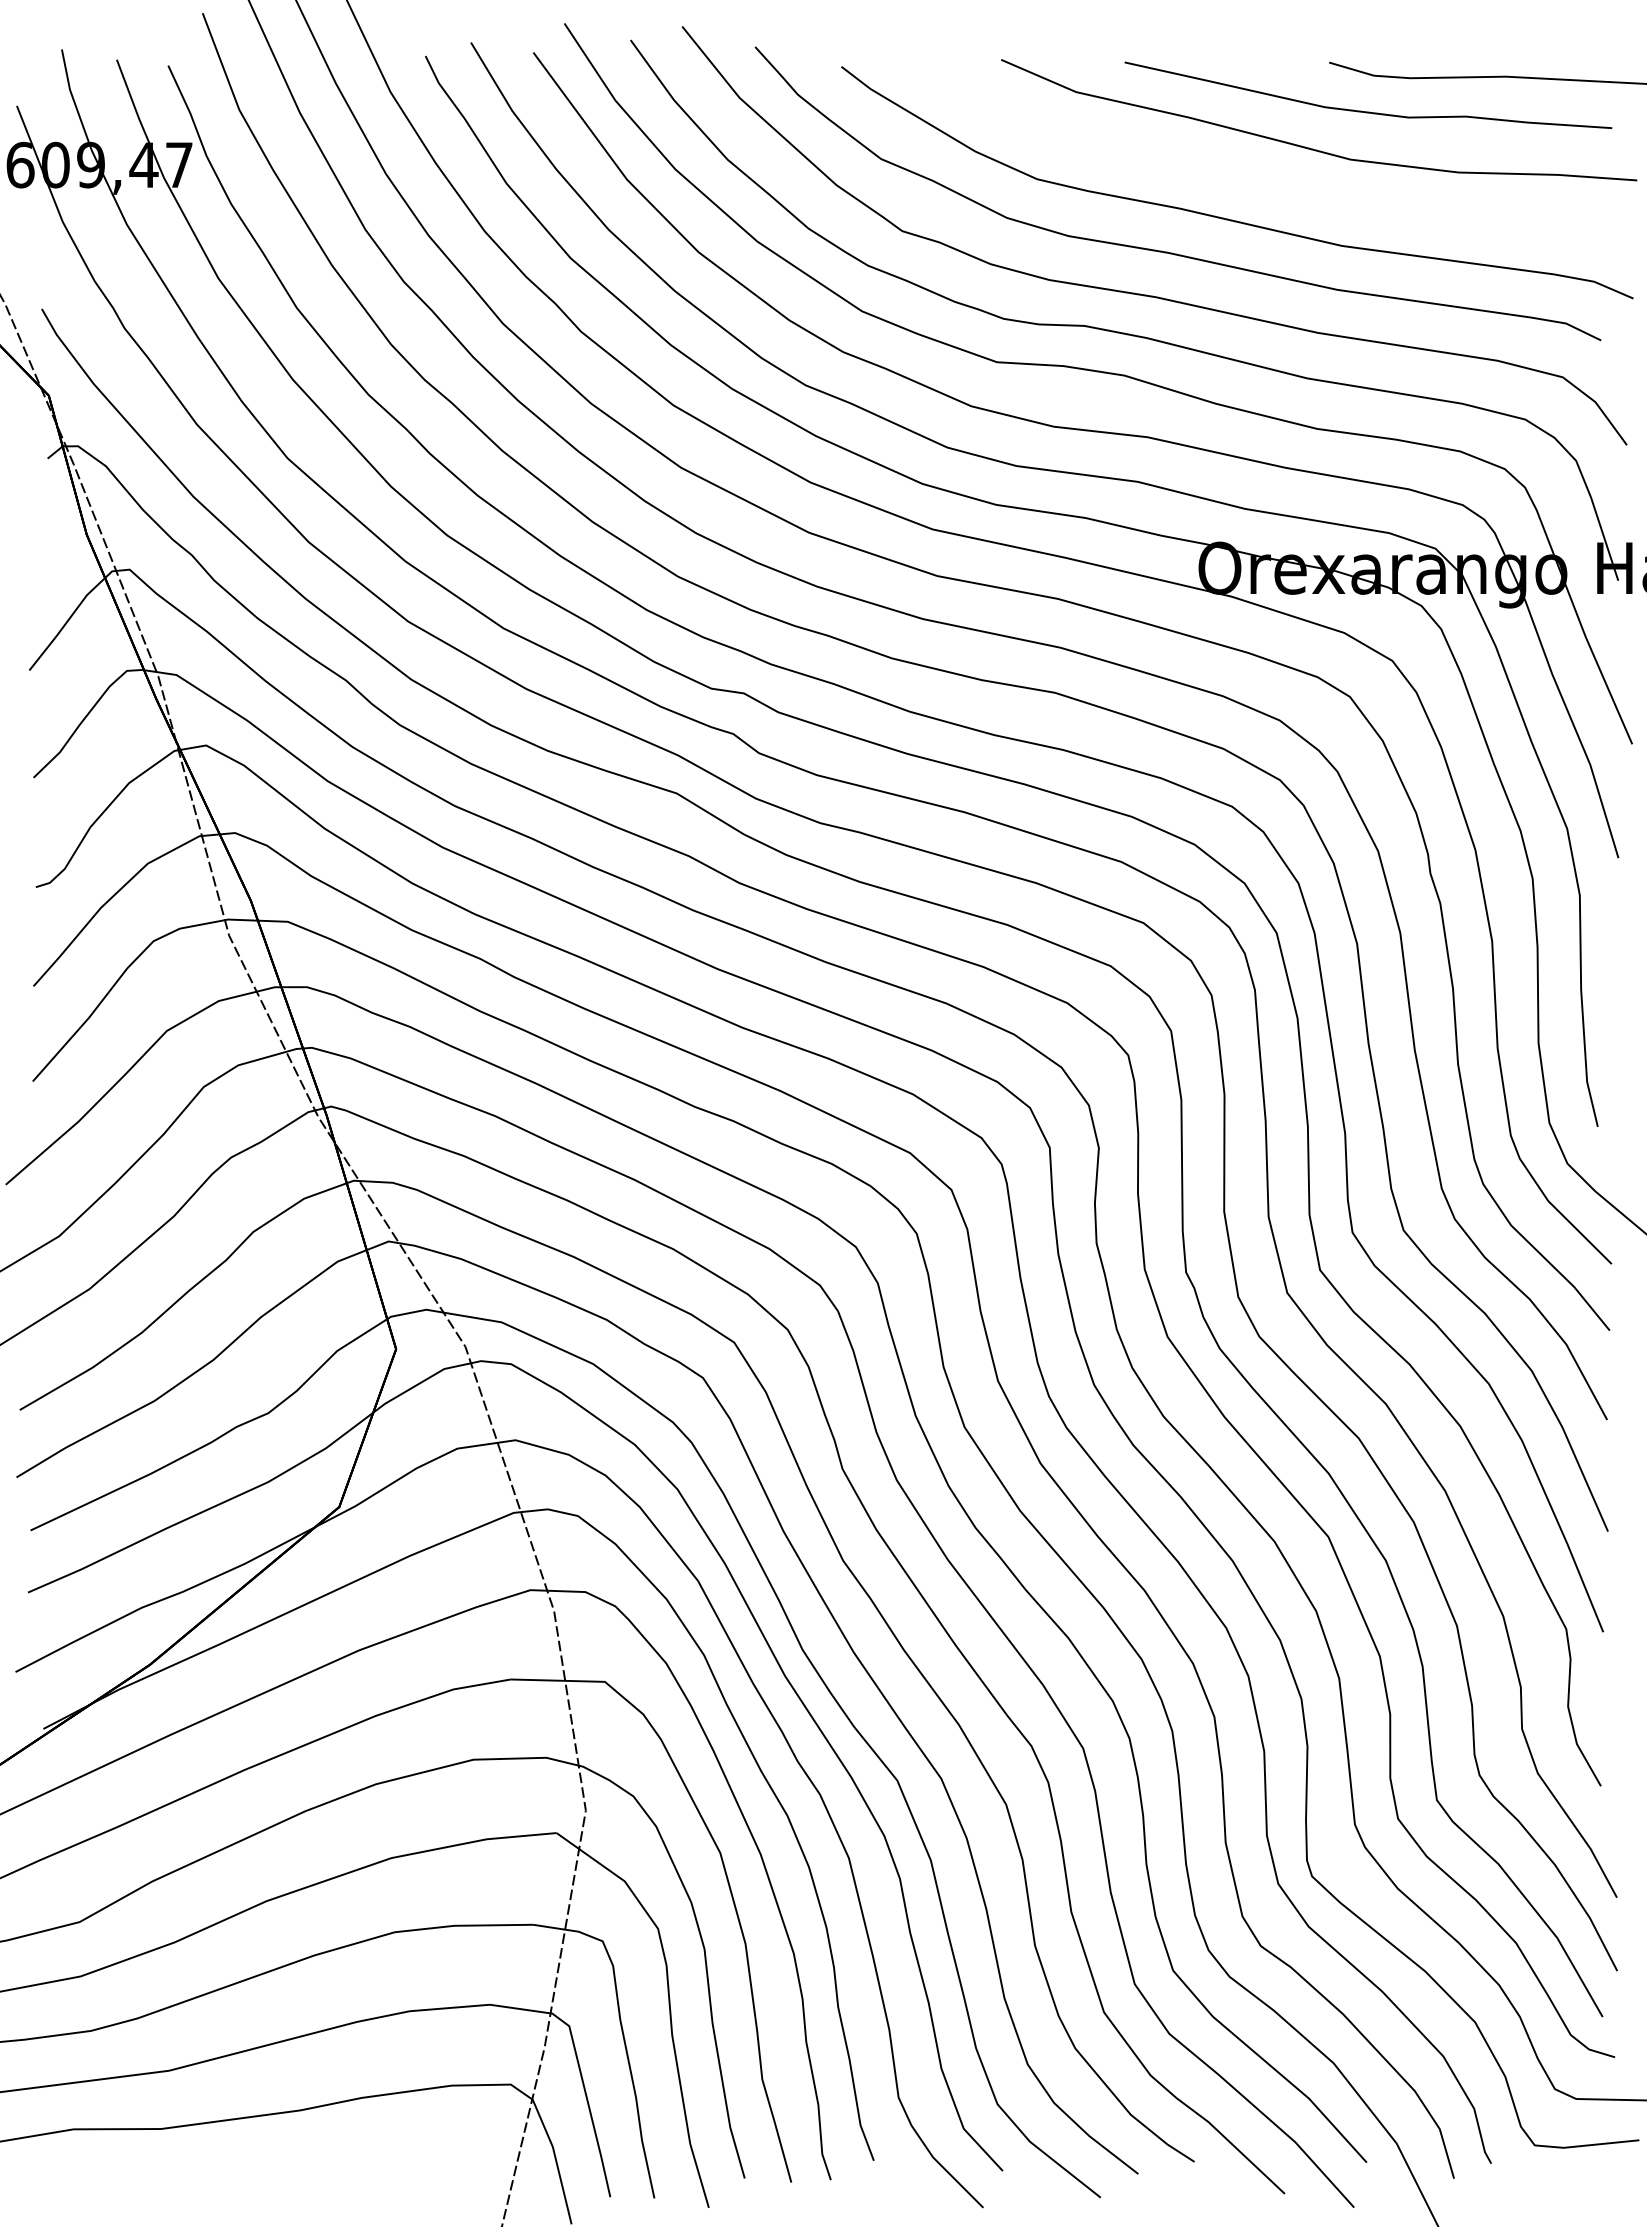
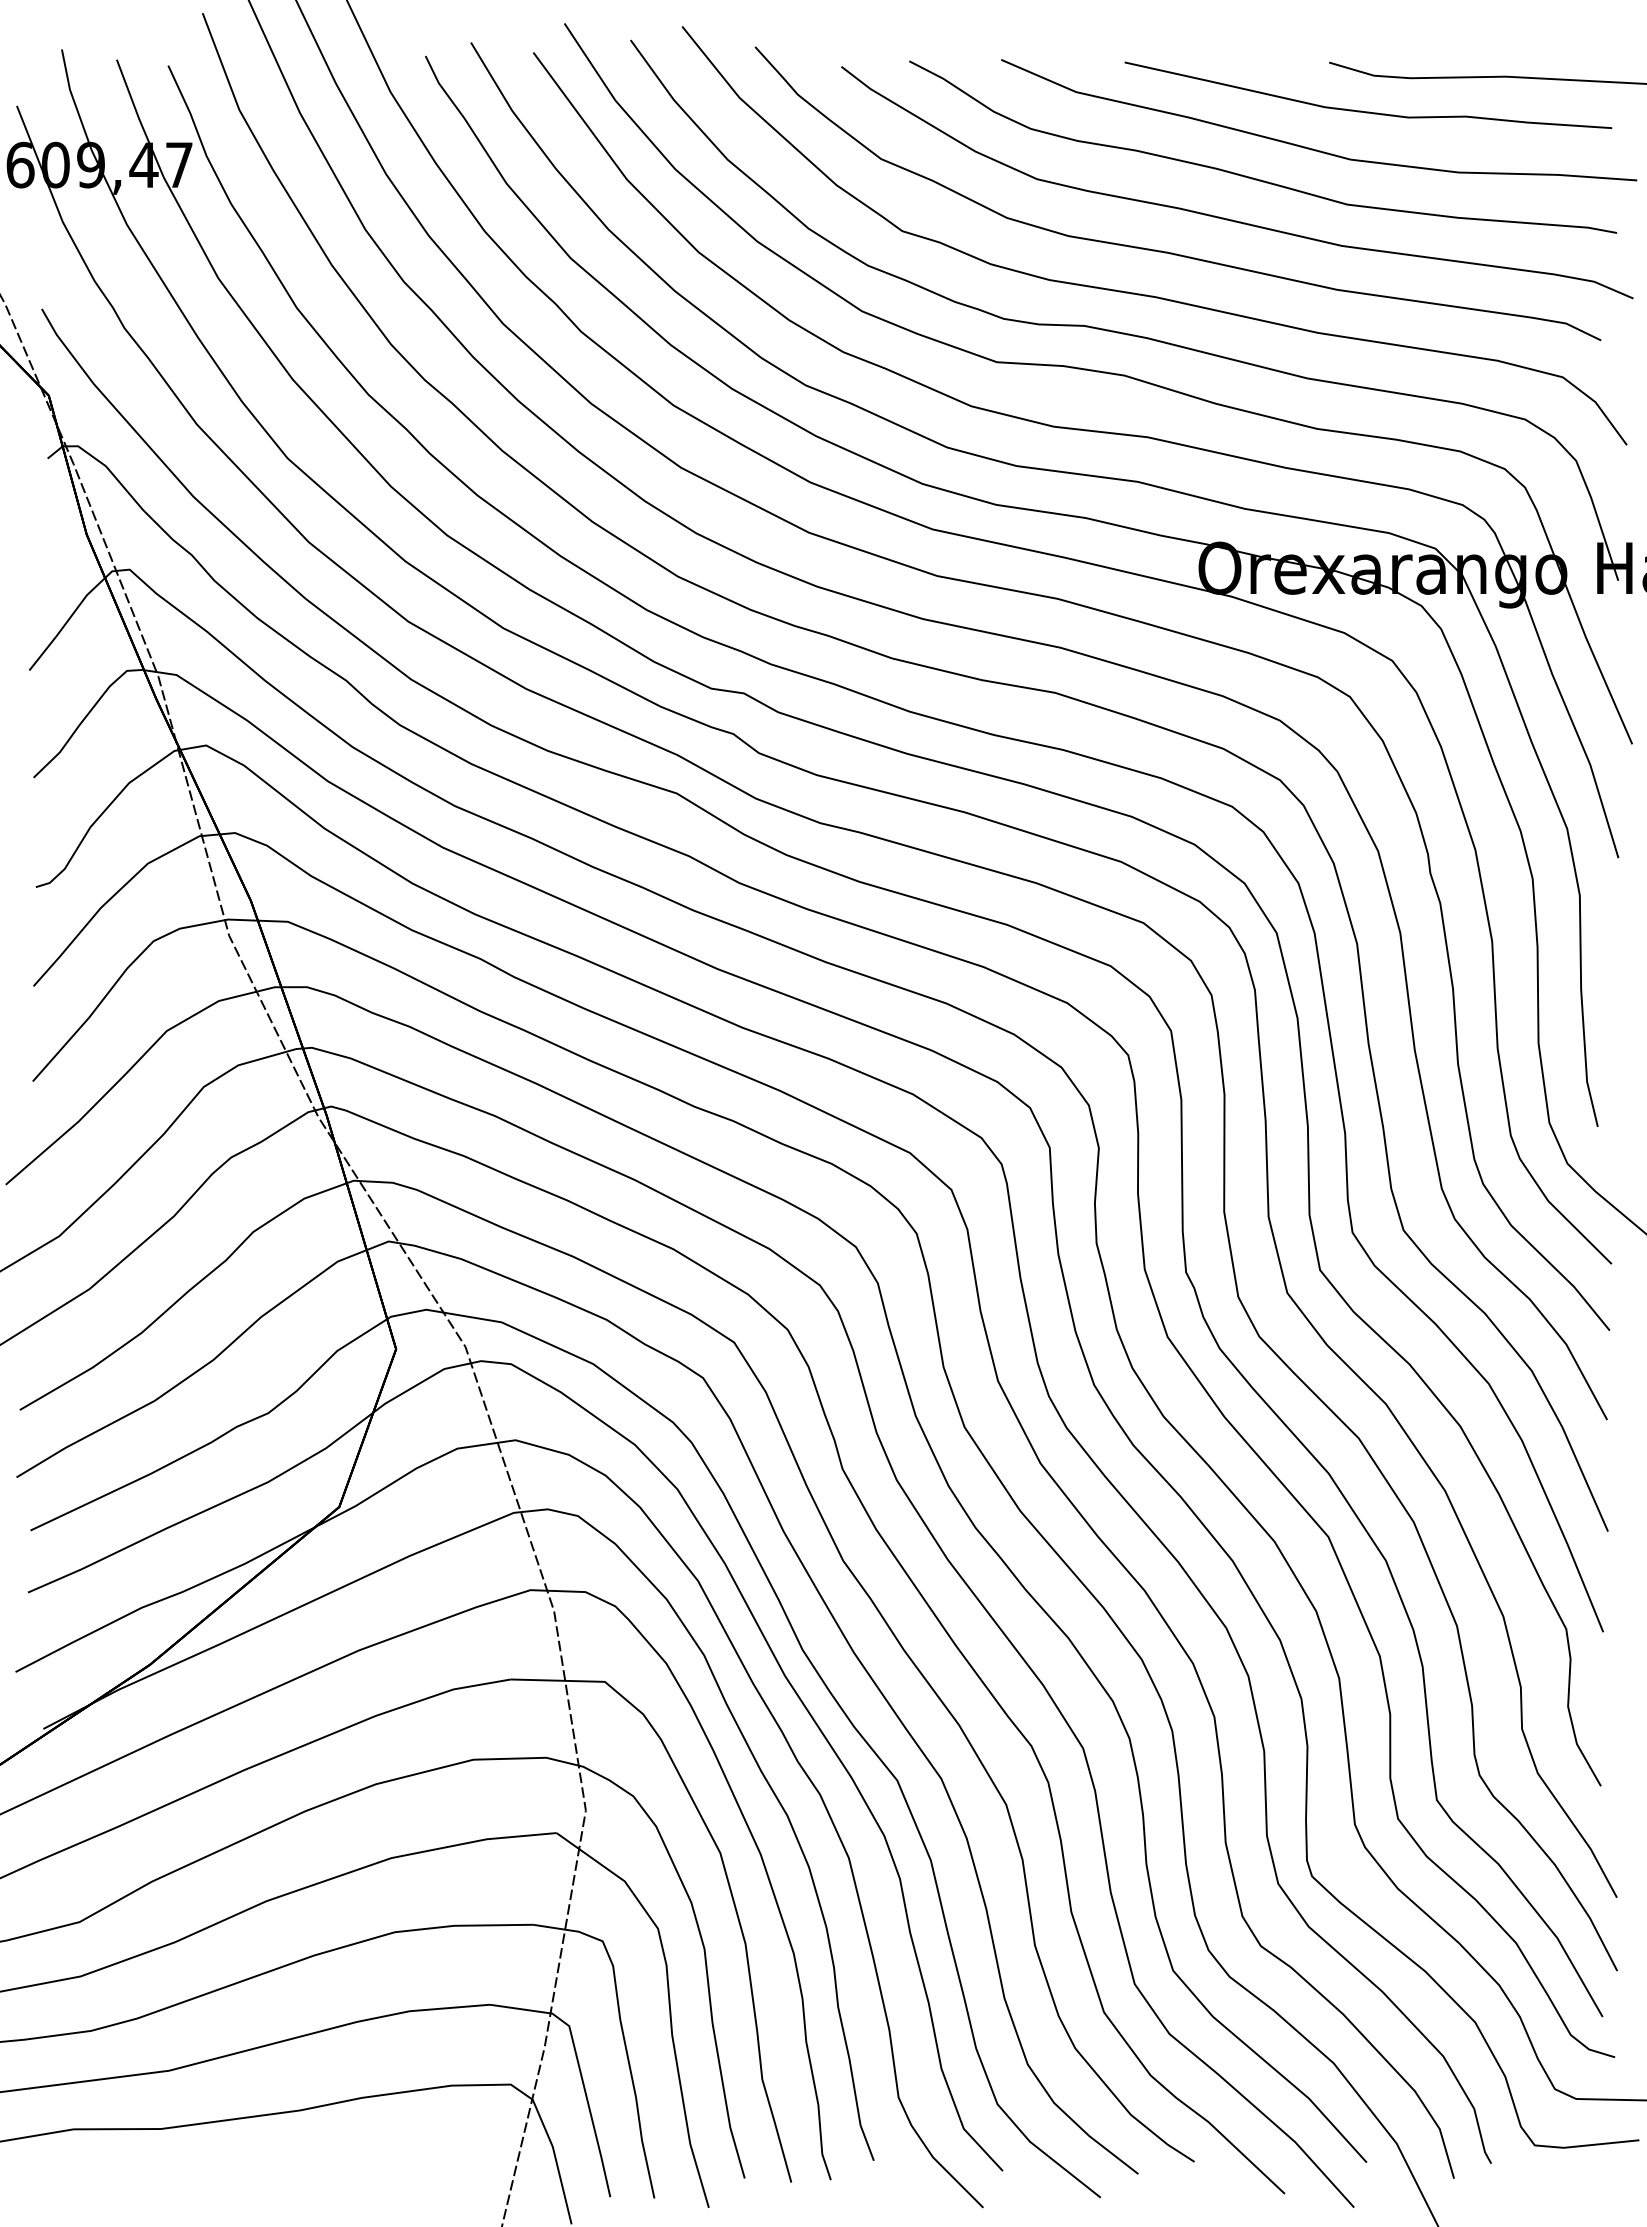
curve: none -> present (1257, 178)
